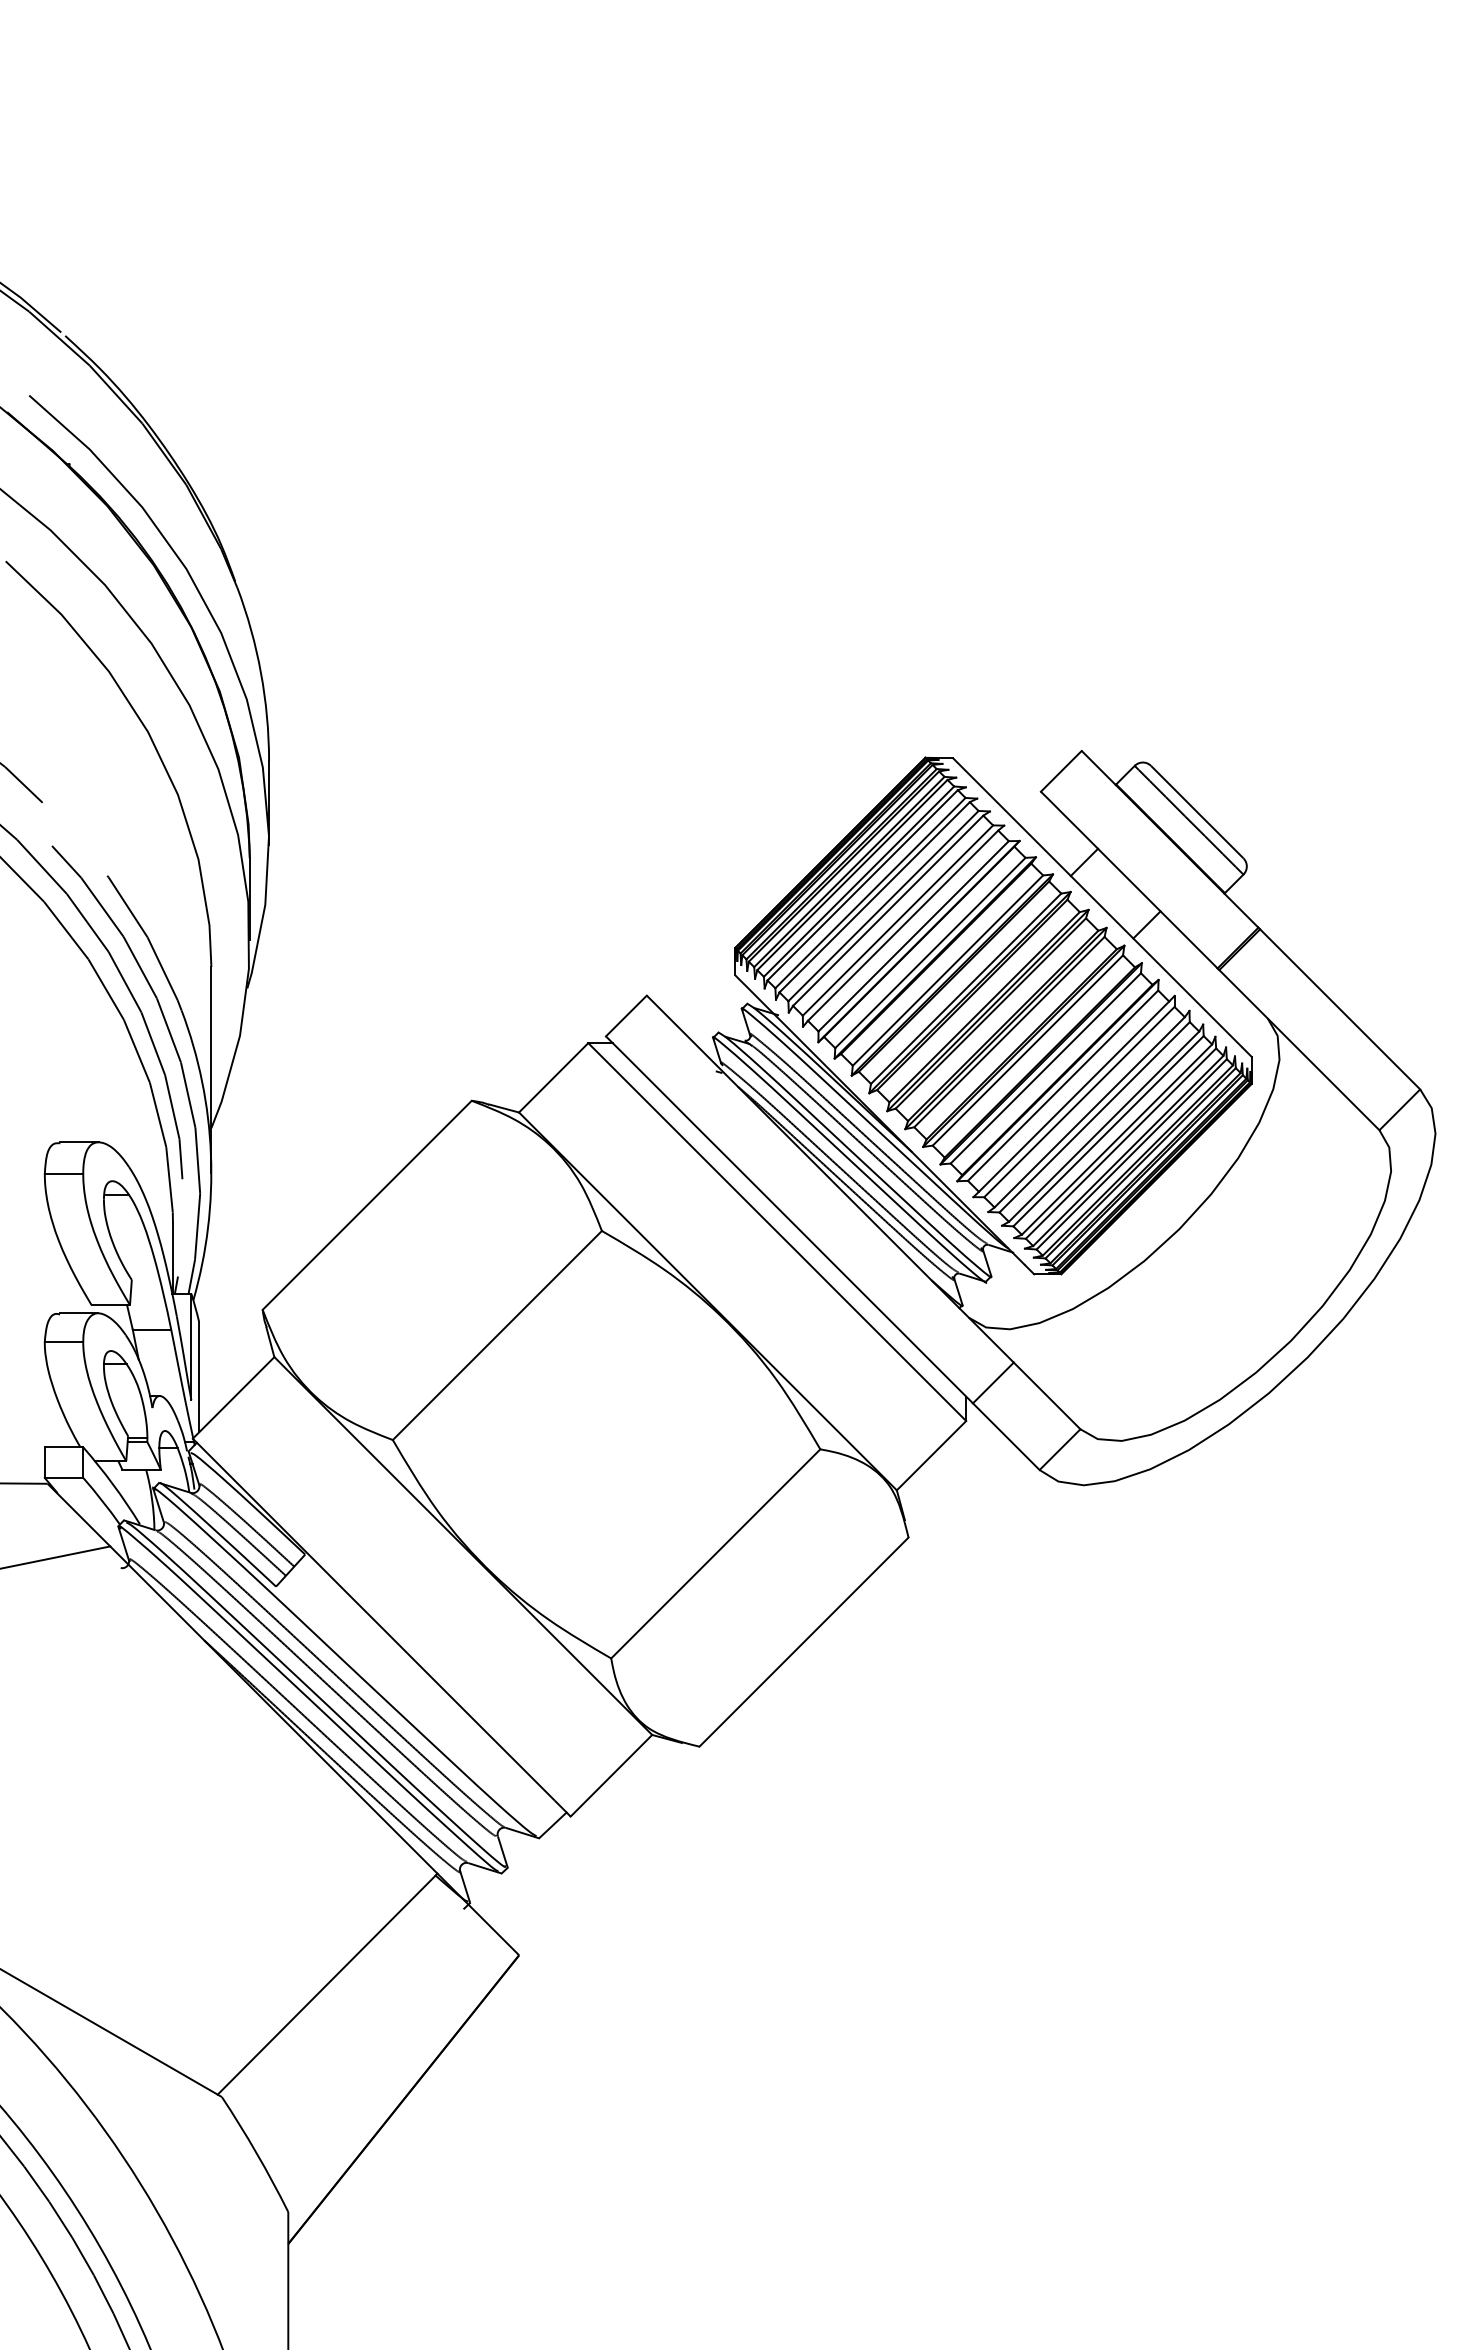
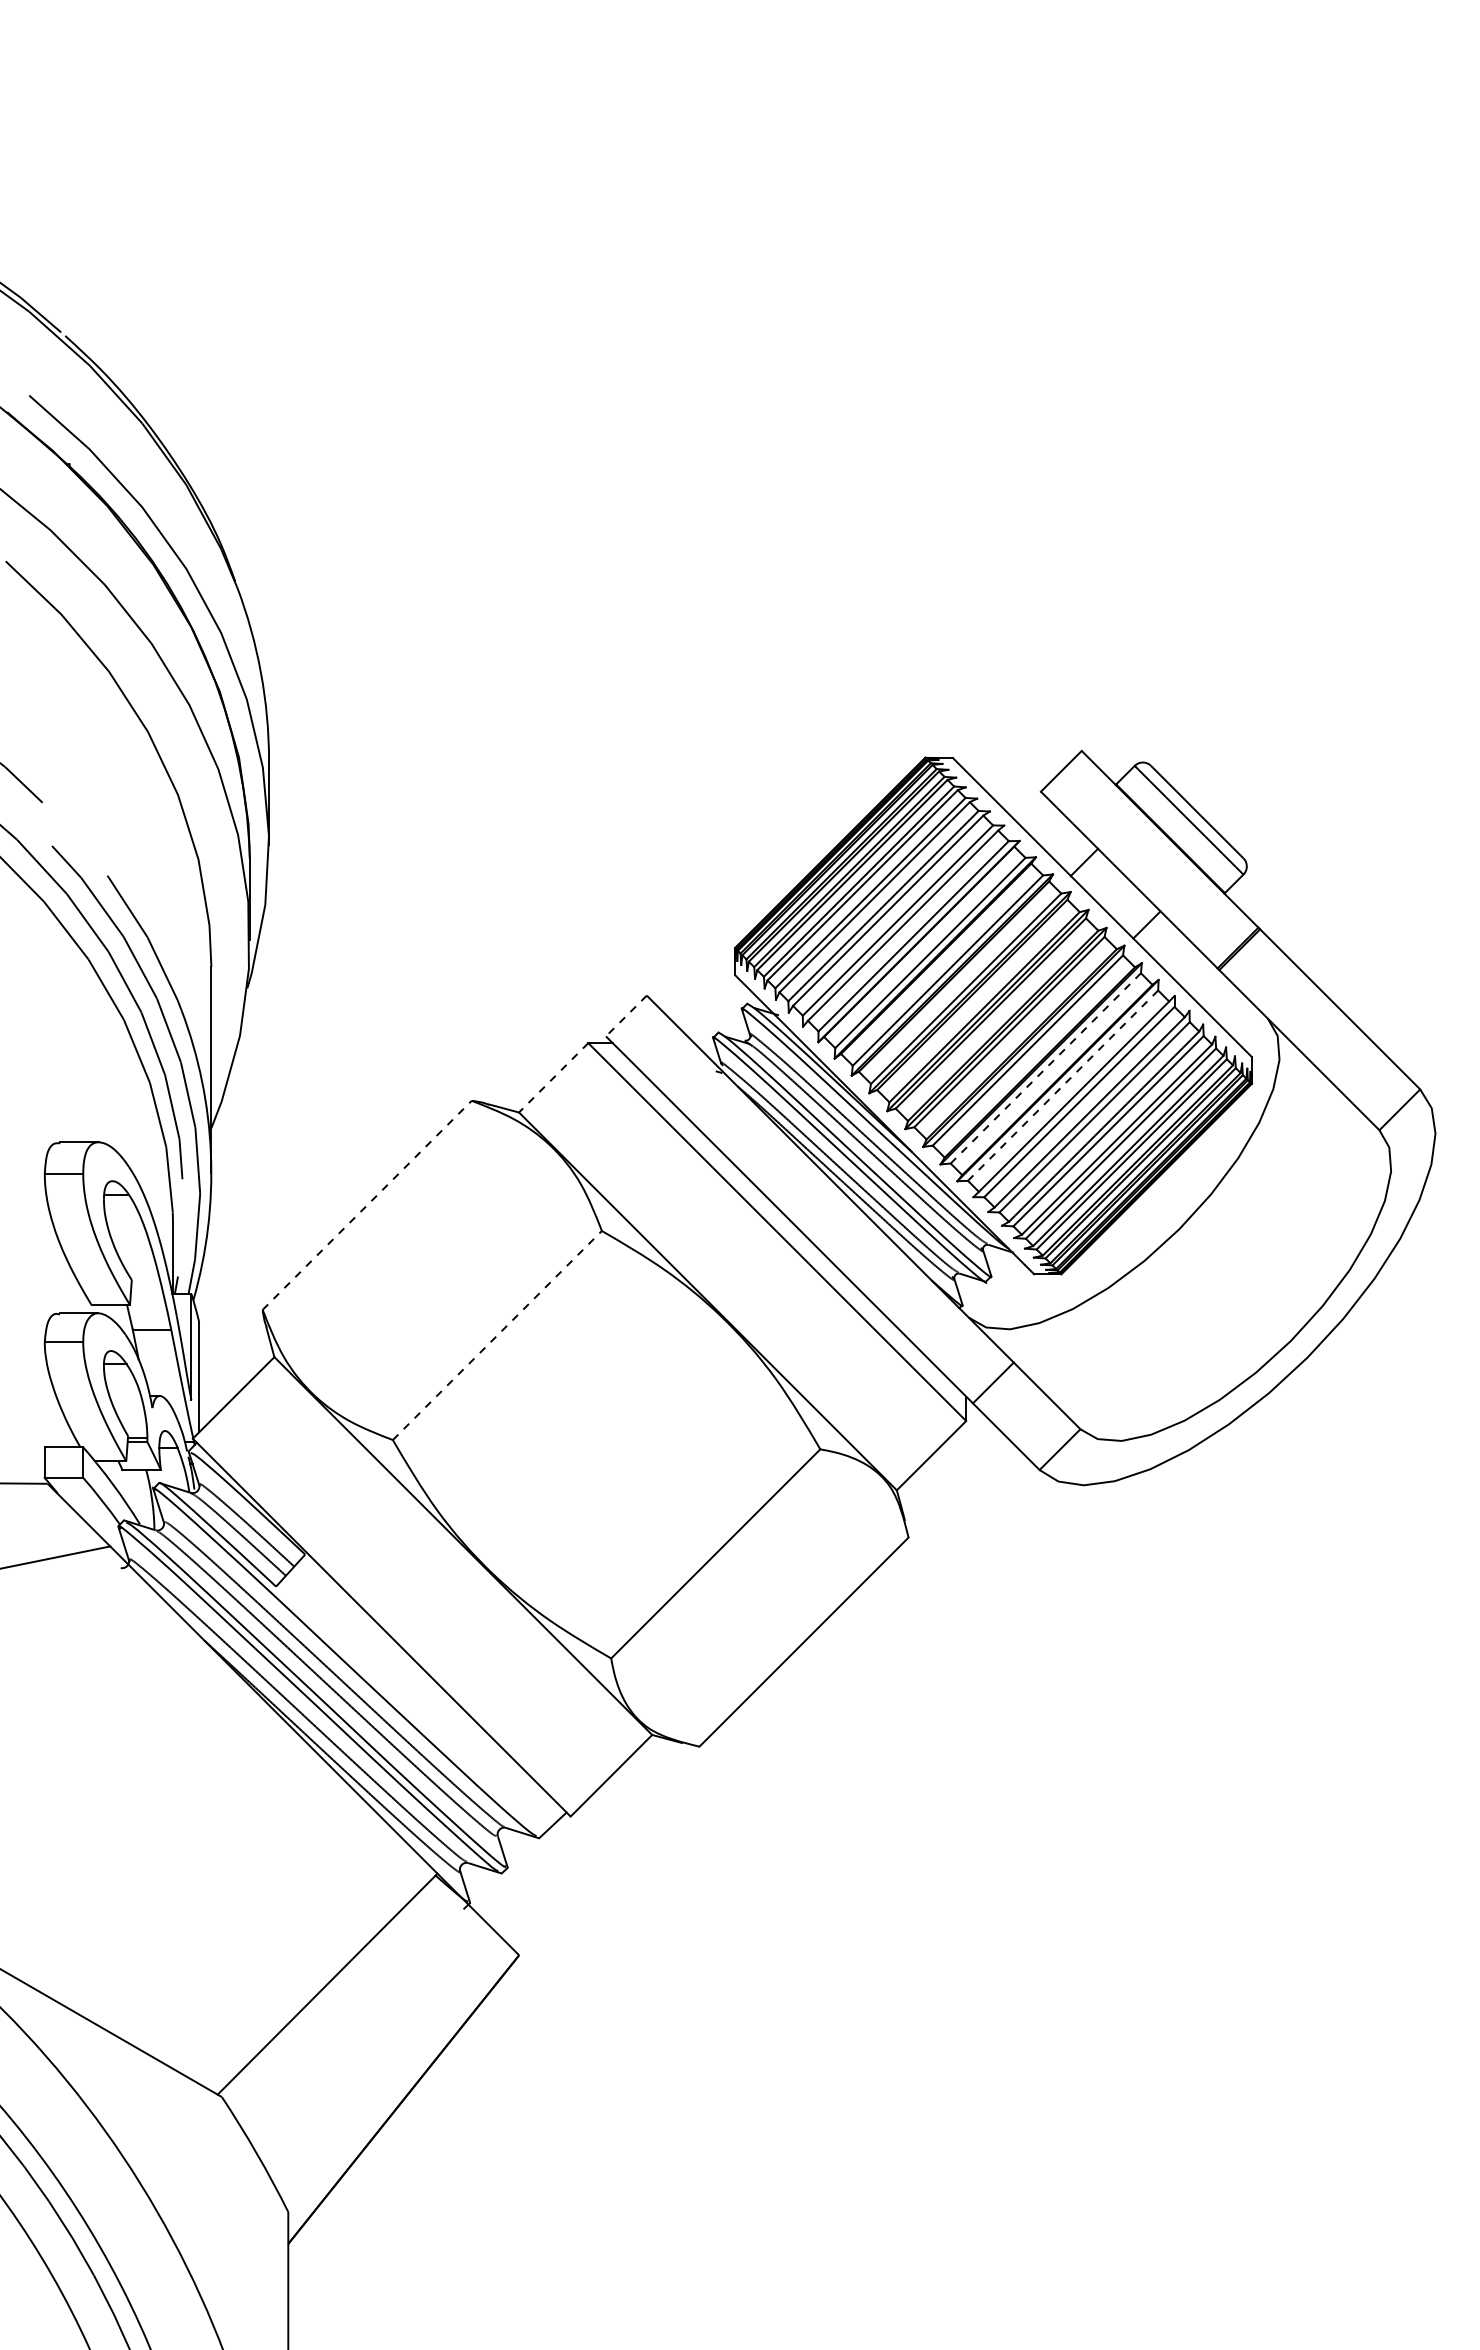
line: solid -> dashed (626, 1016)
line: solid -> dashed (1045, 1068)
line: solid -> dashed (553, 1078)
line: solid -> dashed (1063, 1085)
line: solid -> dashed (367, 1205)
line: solid -> dashed (497, 1335)
